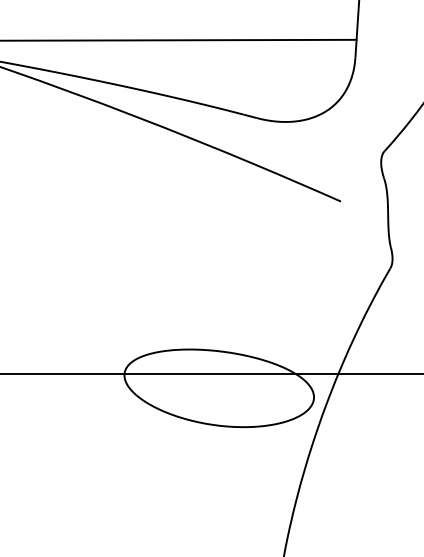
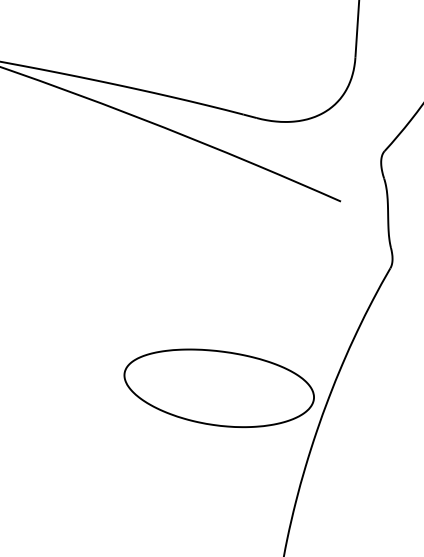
line: present -> none (179, 39)
line: present -> none (211, 373)
